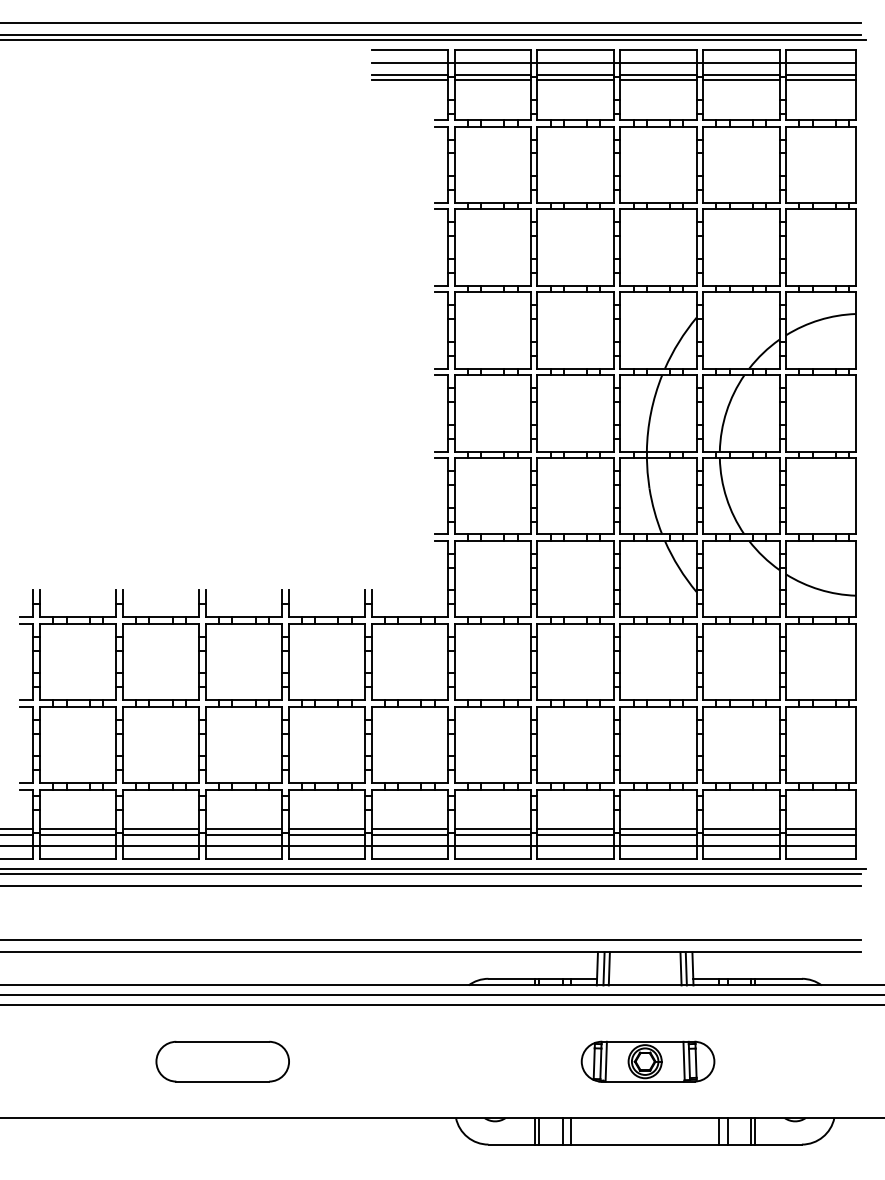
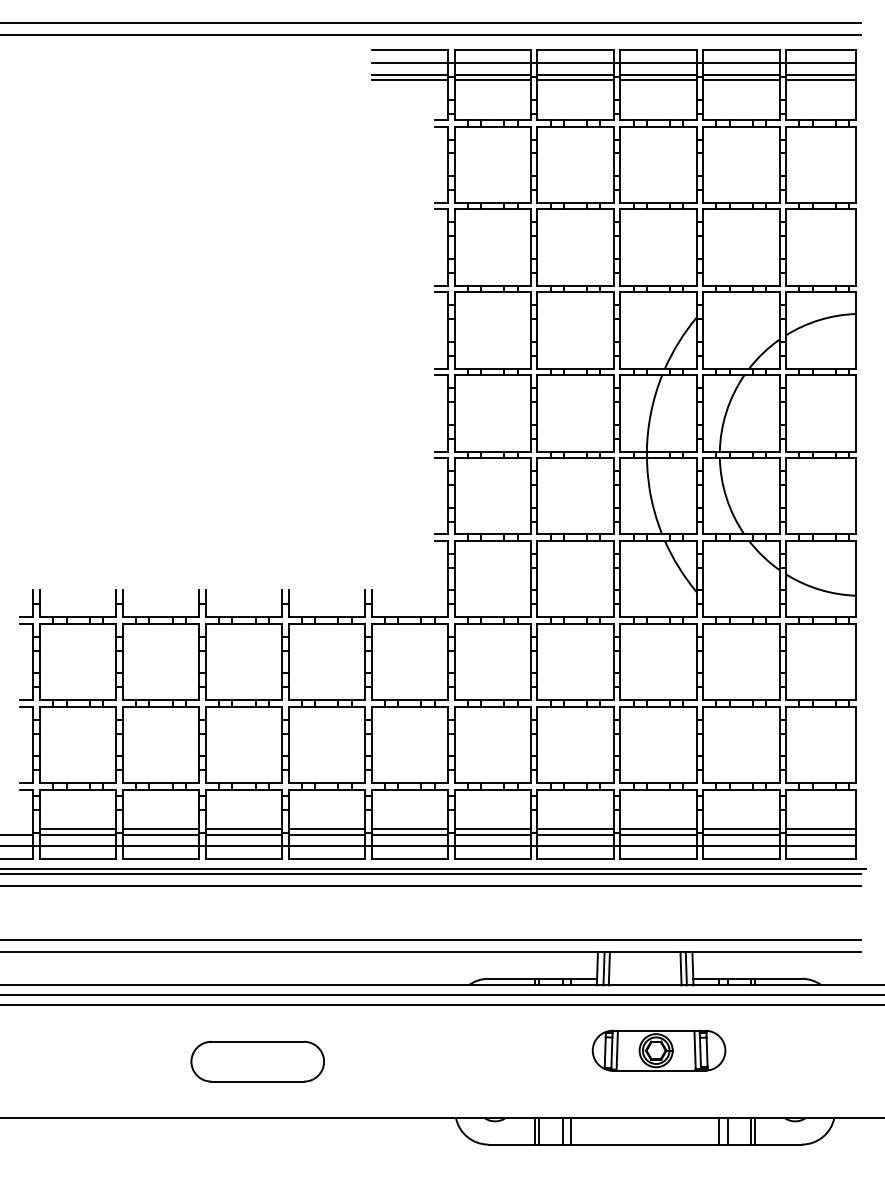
line: present -> none (433, 40)
line: present -> none (17, 829)
part position: (222, 1061) -> (257, 1061) (257, 1061)
part position: (647, 1061) -> (658, 1050) (658, 1050)
